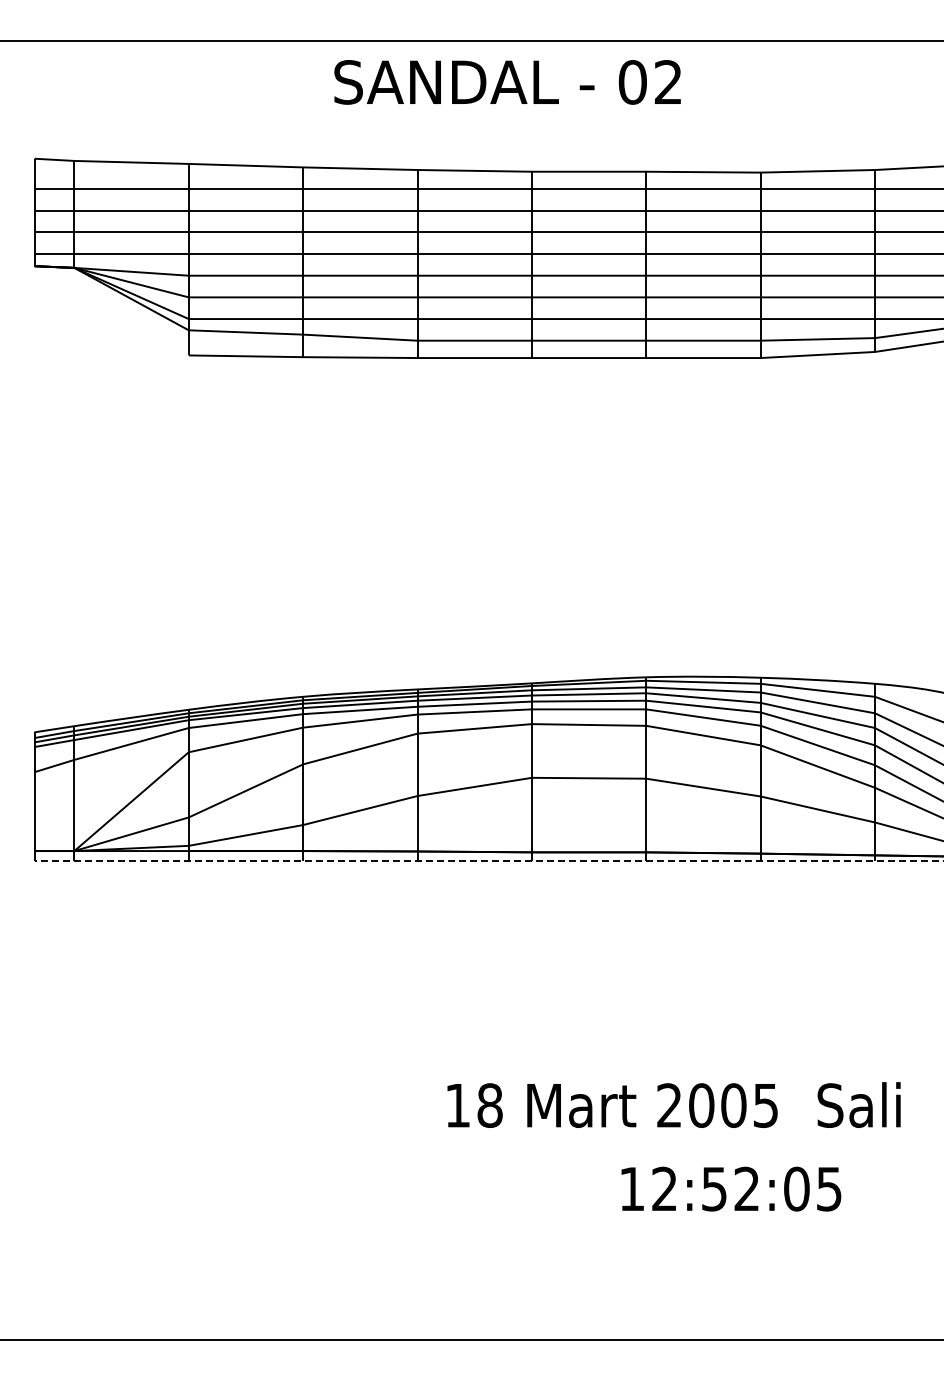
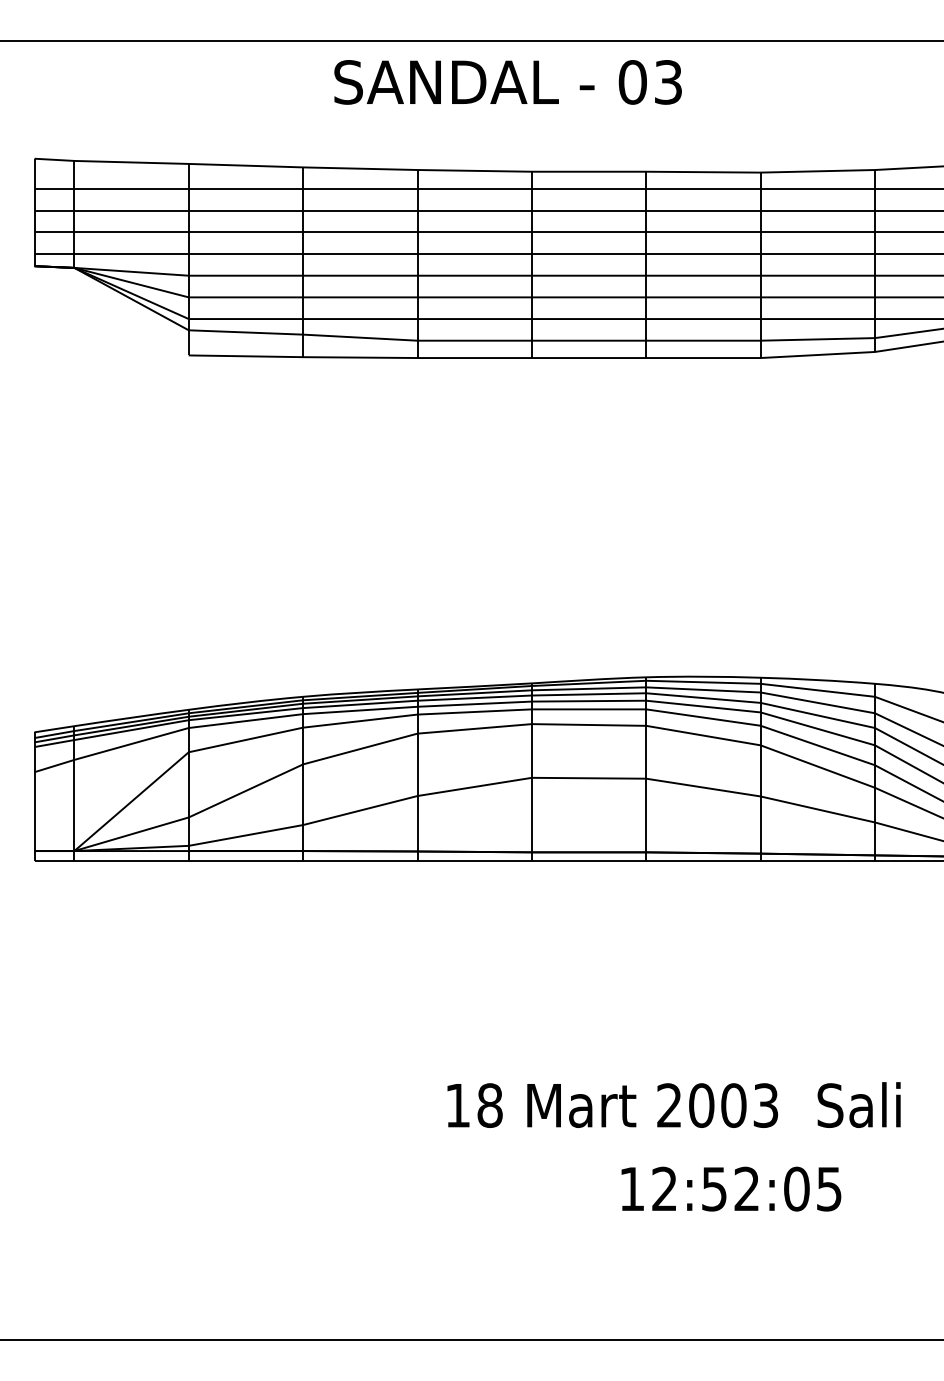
text: 02 -> 03 (667, 82)
line: dashed -> solid (489, 860)
text: 2005 -> 2003 (766, 1105)
